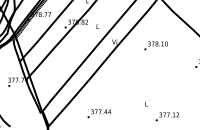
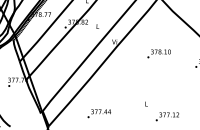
text position: (155, 45) -> (158, 53) (158, 53)
